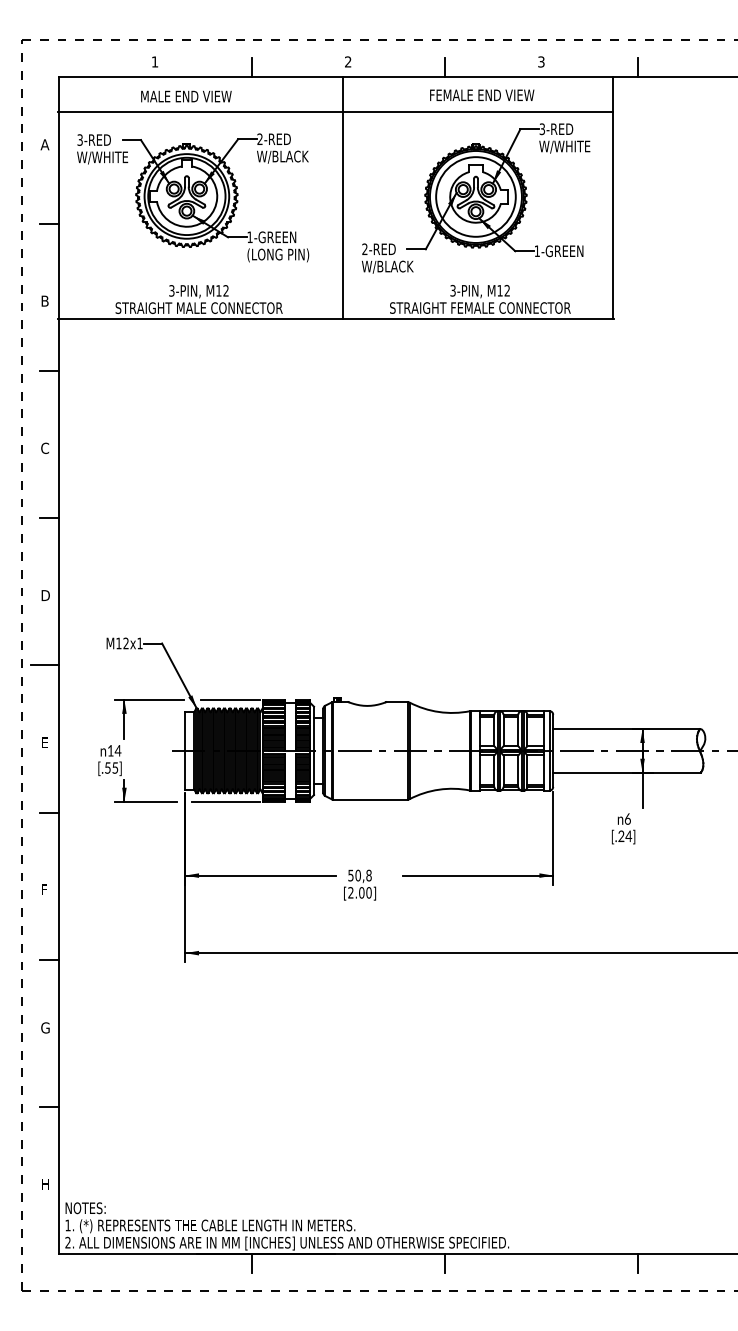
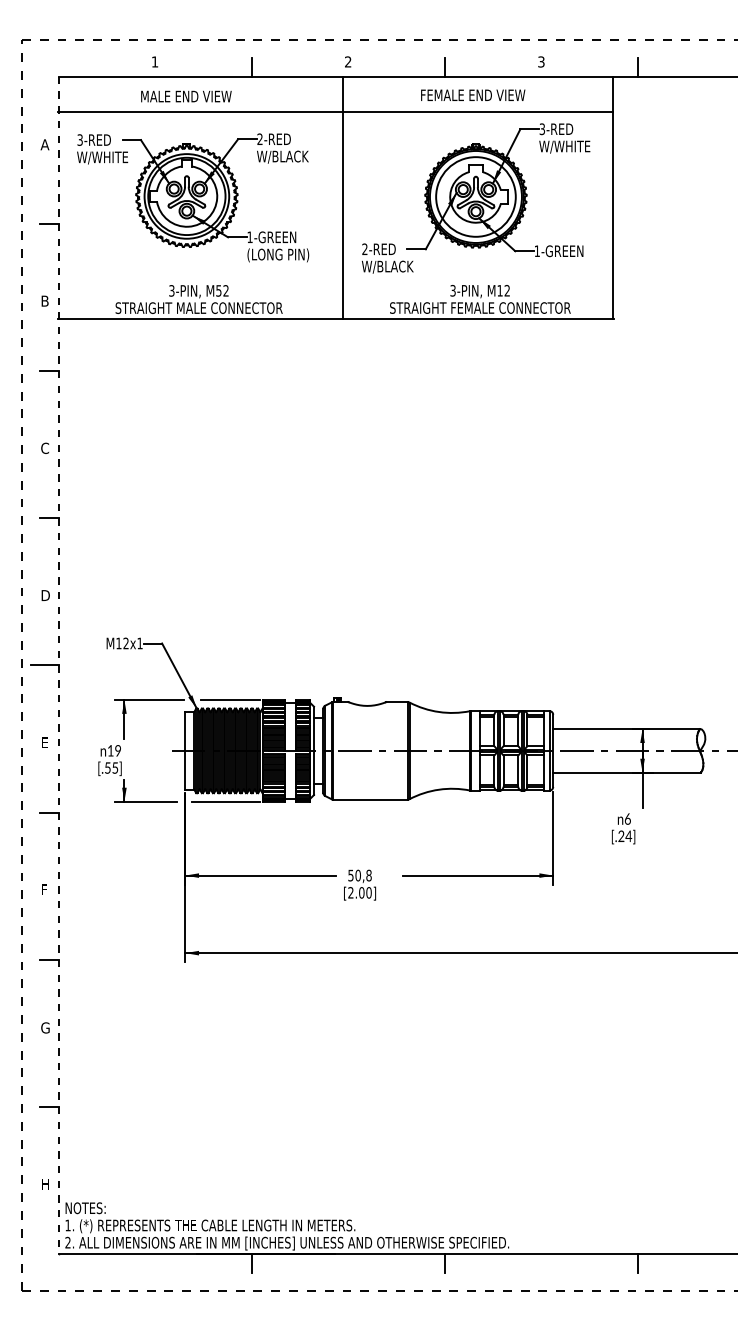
text position: (482, 94) -> (473, 94) (473, 94)
text: M12 -> M52 (218, 290)
line: solid -> dashed (58, 665)
text: 14 -> 19 (117, 750)
